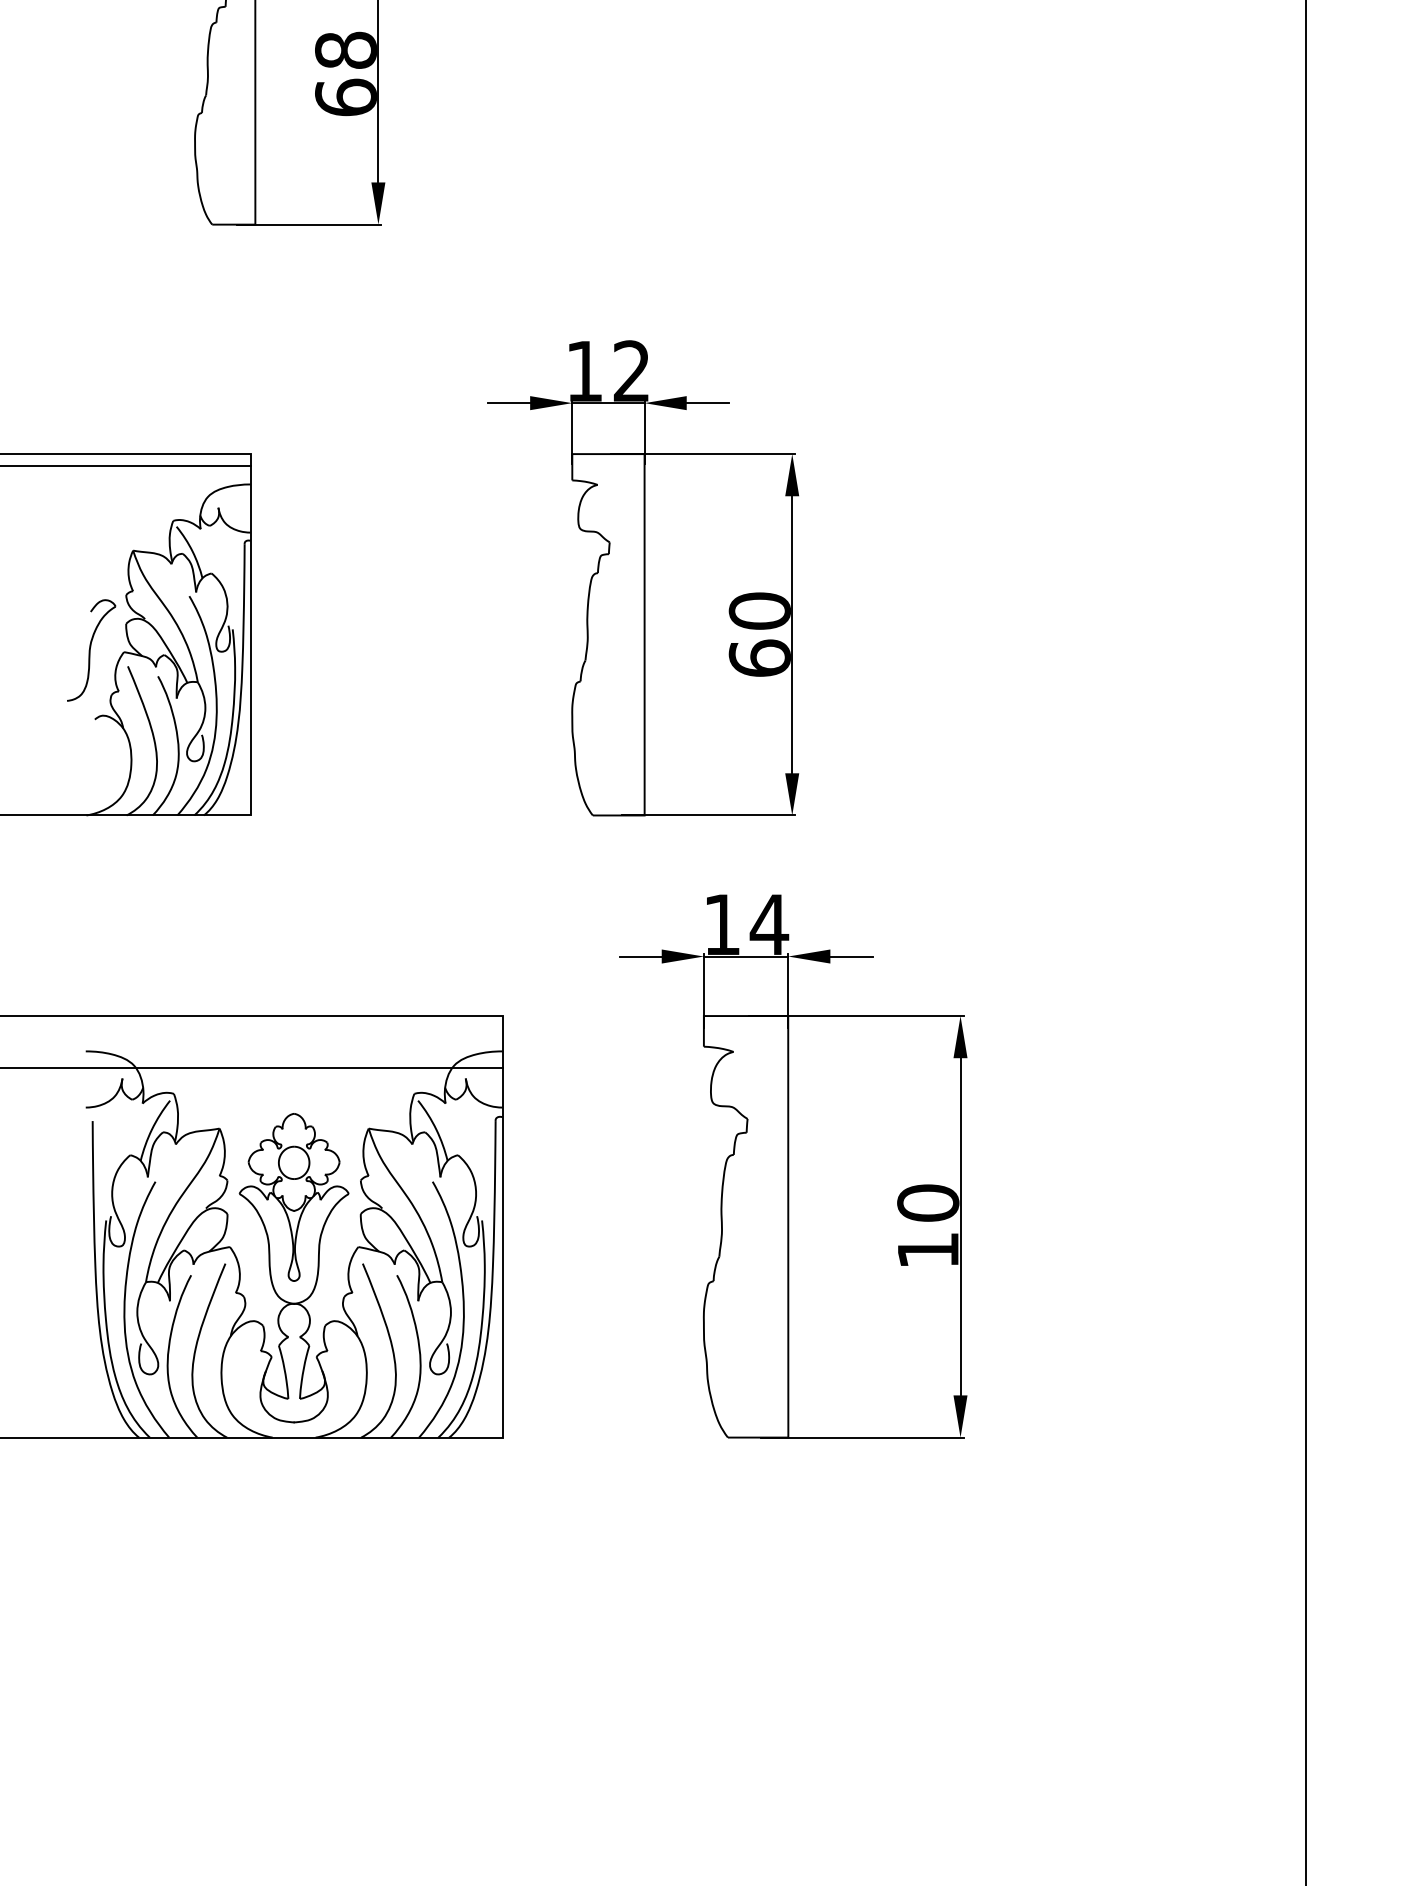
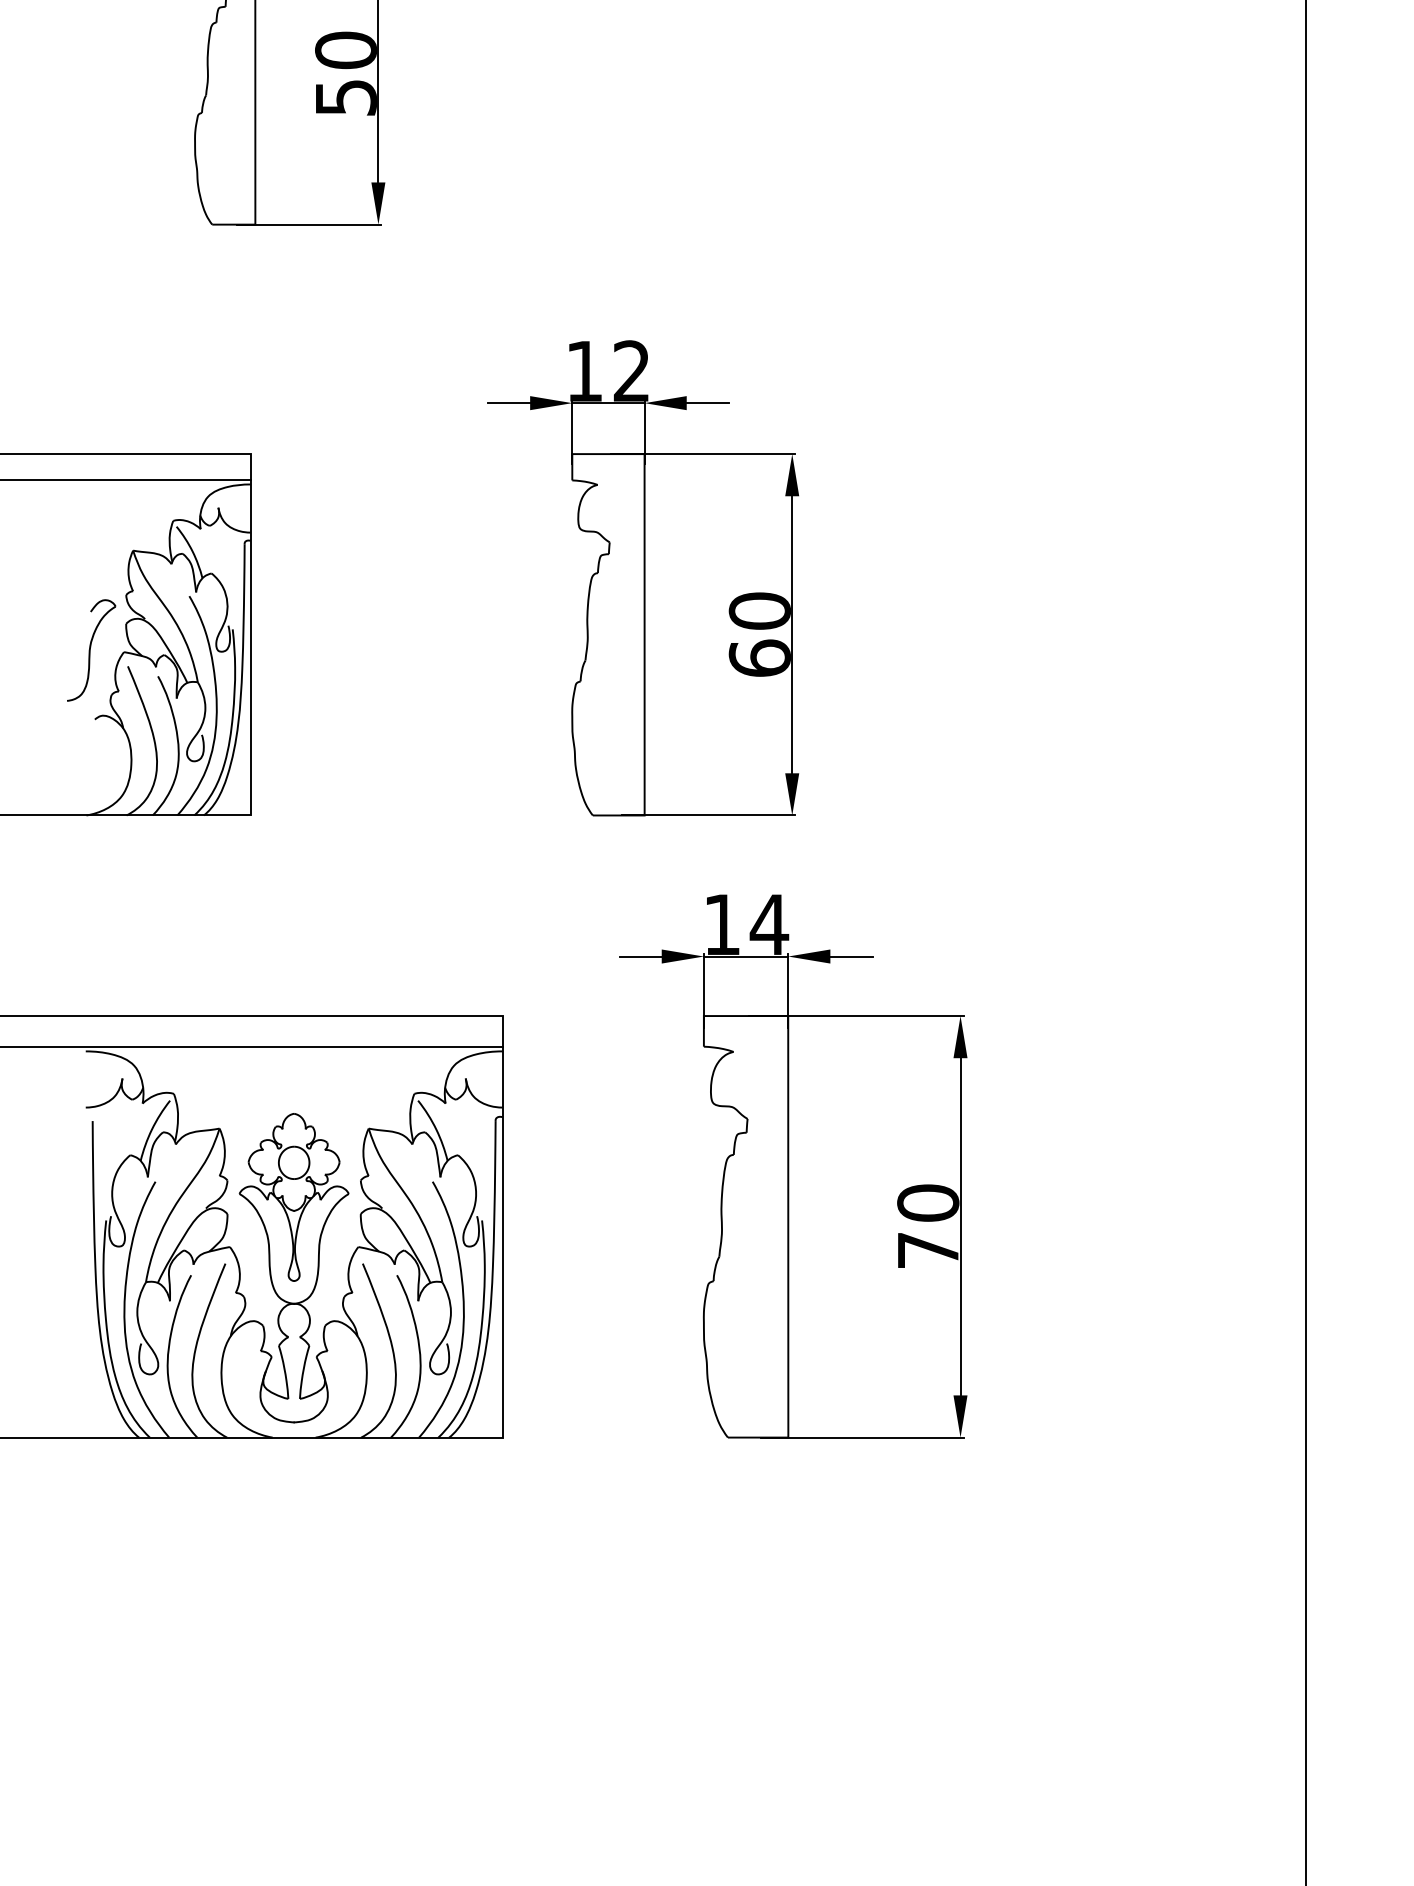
text: 68 -> 50 (345, 73)
line position: (126, 466) -> (126, 480) (126, 480)
line position: (252, 1067) -> (252, 1046) (252, 1046)
text: 10 -> 70 (928, 1250)
